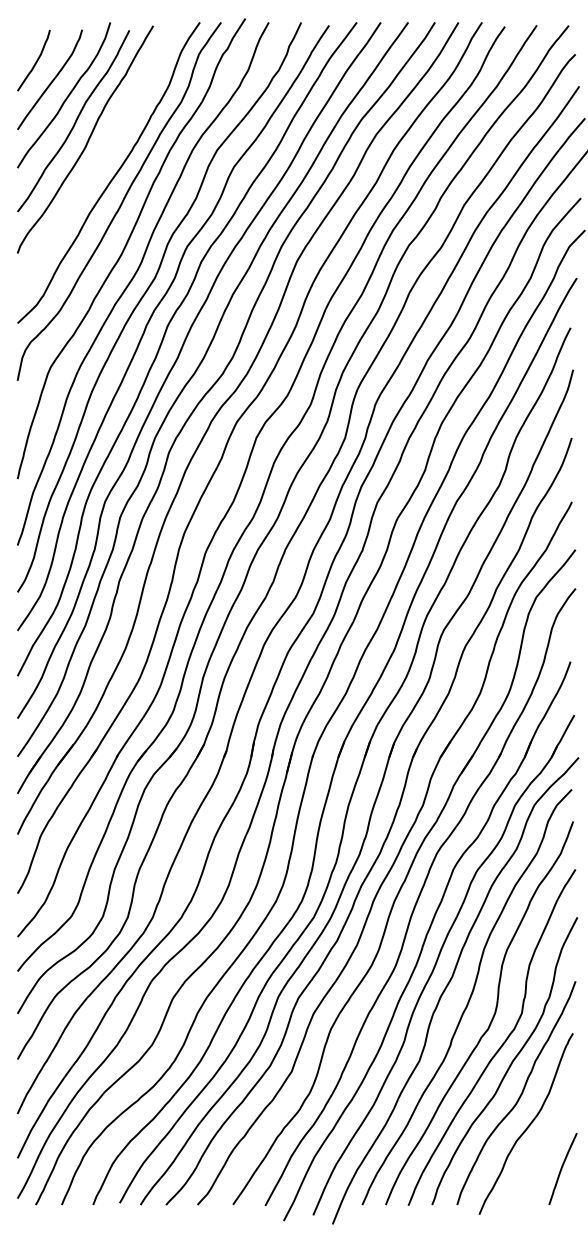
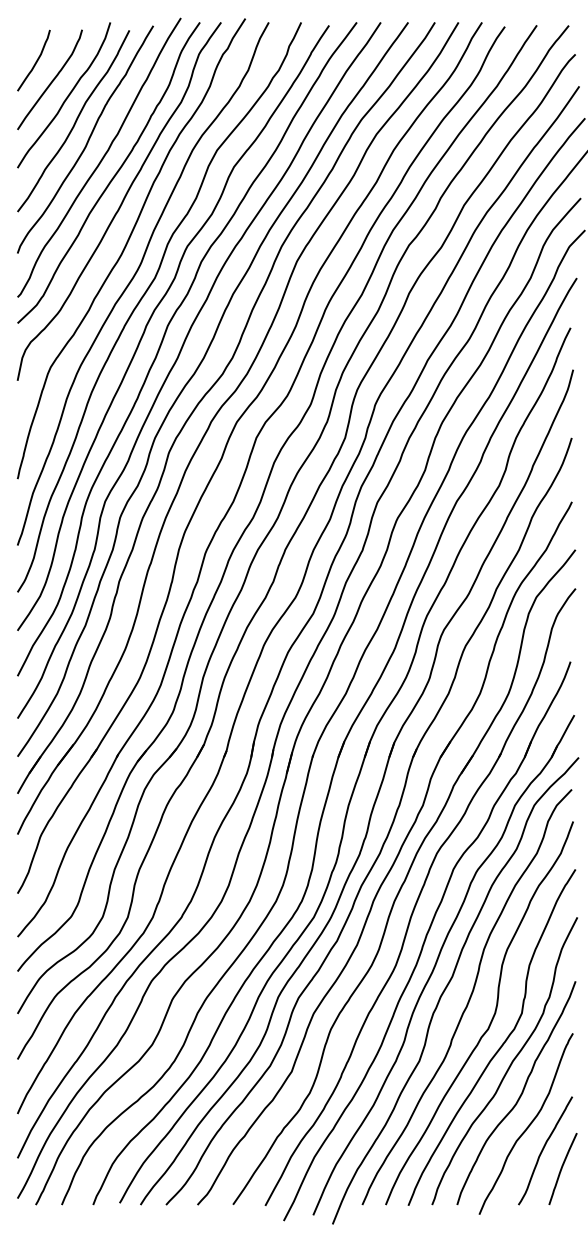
curve: none -> present (101, 158)
curve: none -> present (543, 1150)
